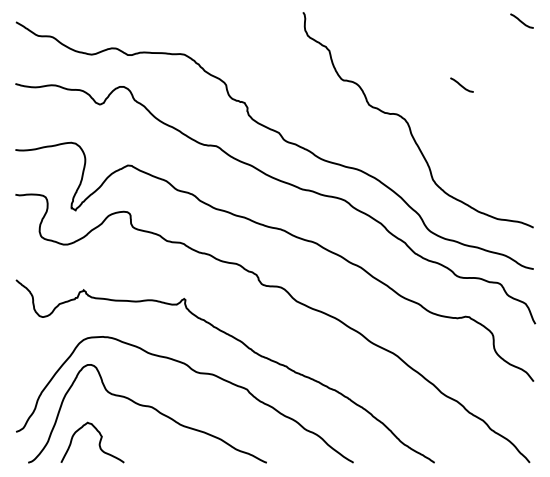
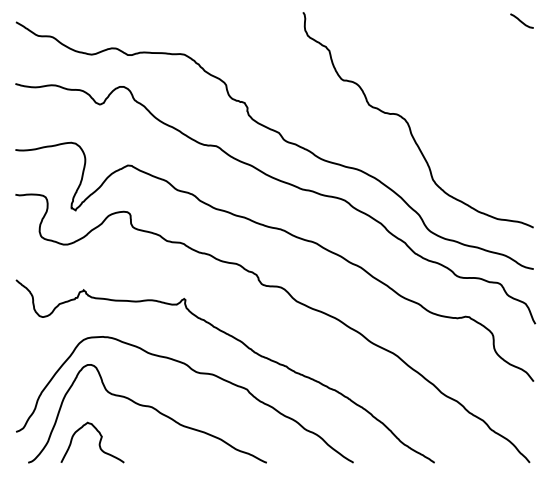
curve: present -> none (461, 84)
